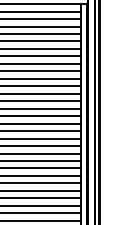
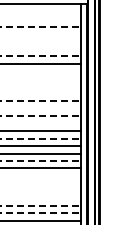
line: present -> none (41, 11)
line: present -> none (41, 19)
line: solid -> dashed (41, 26)
line: present -> none (41, 33)
line: present -> none (41, 41)
line: present -> none (41, 48)
line: solid -> dashed (41, 56)
line: present -> none (41, 71)
line: present -> none (41, 78)
line: present -> none (41, 86)
line: present -> none (41, 93)
line: solid -> dashed (41, 101)
line: present -> none (41, 108)
line: solid -> dashed (41, 116)
line: present -> none (41, 123)
line: solid -> dashed (41, 138)
line: solid -> dashed (41, 160)
line: present -> none (41, 175)
line: present -> none (41, 183)
line: present -> none (41, 190)
line: present -> none (41, 198)
line: solid -> dashed (41, 205)
line: solid -> dashed (41, 213)
